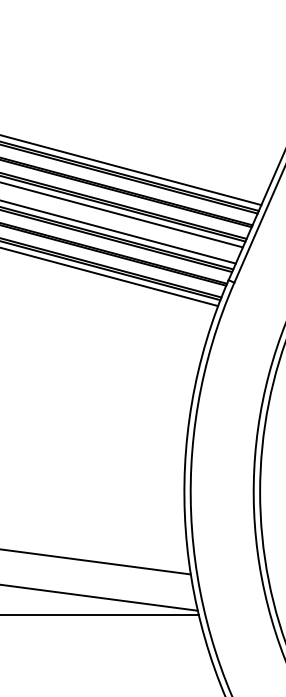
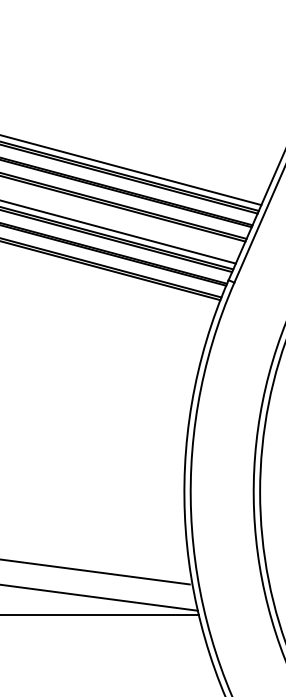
line: present -> none (122, 214)
line: present -> none (110, 277)
line position: (96, 561) -> (95, 571) (95, 571)
